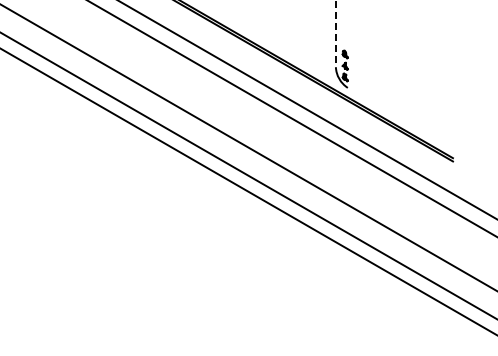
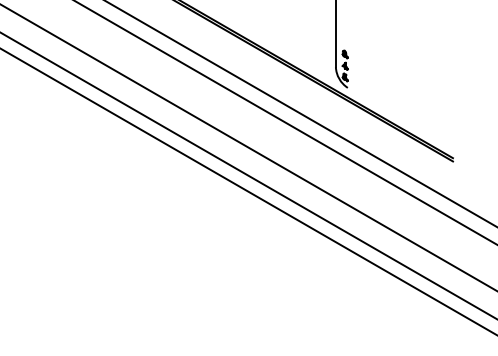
line: dashed -> solid (335, 34)
line position: (307, 109) -> (300, 113) (300, 113)
line position: (292, 118) -> (285, 122) (285, 122)
